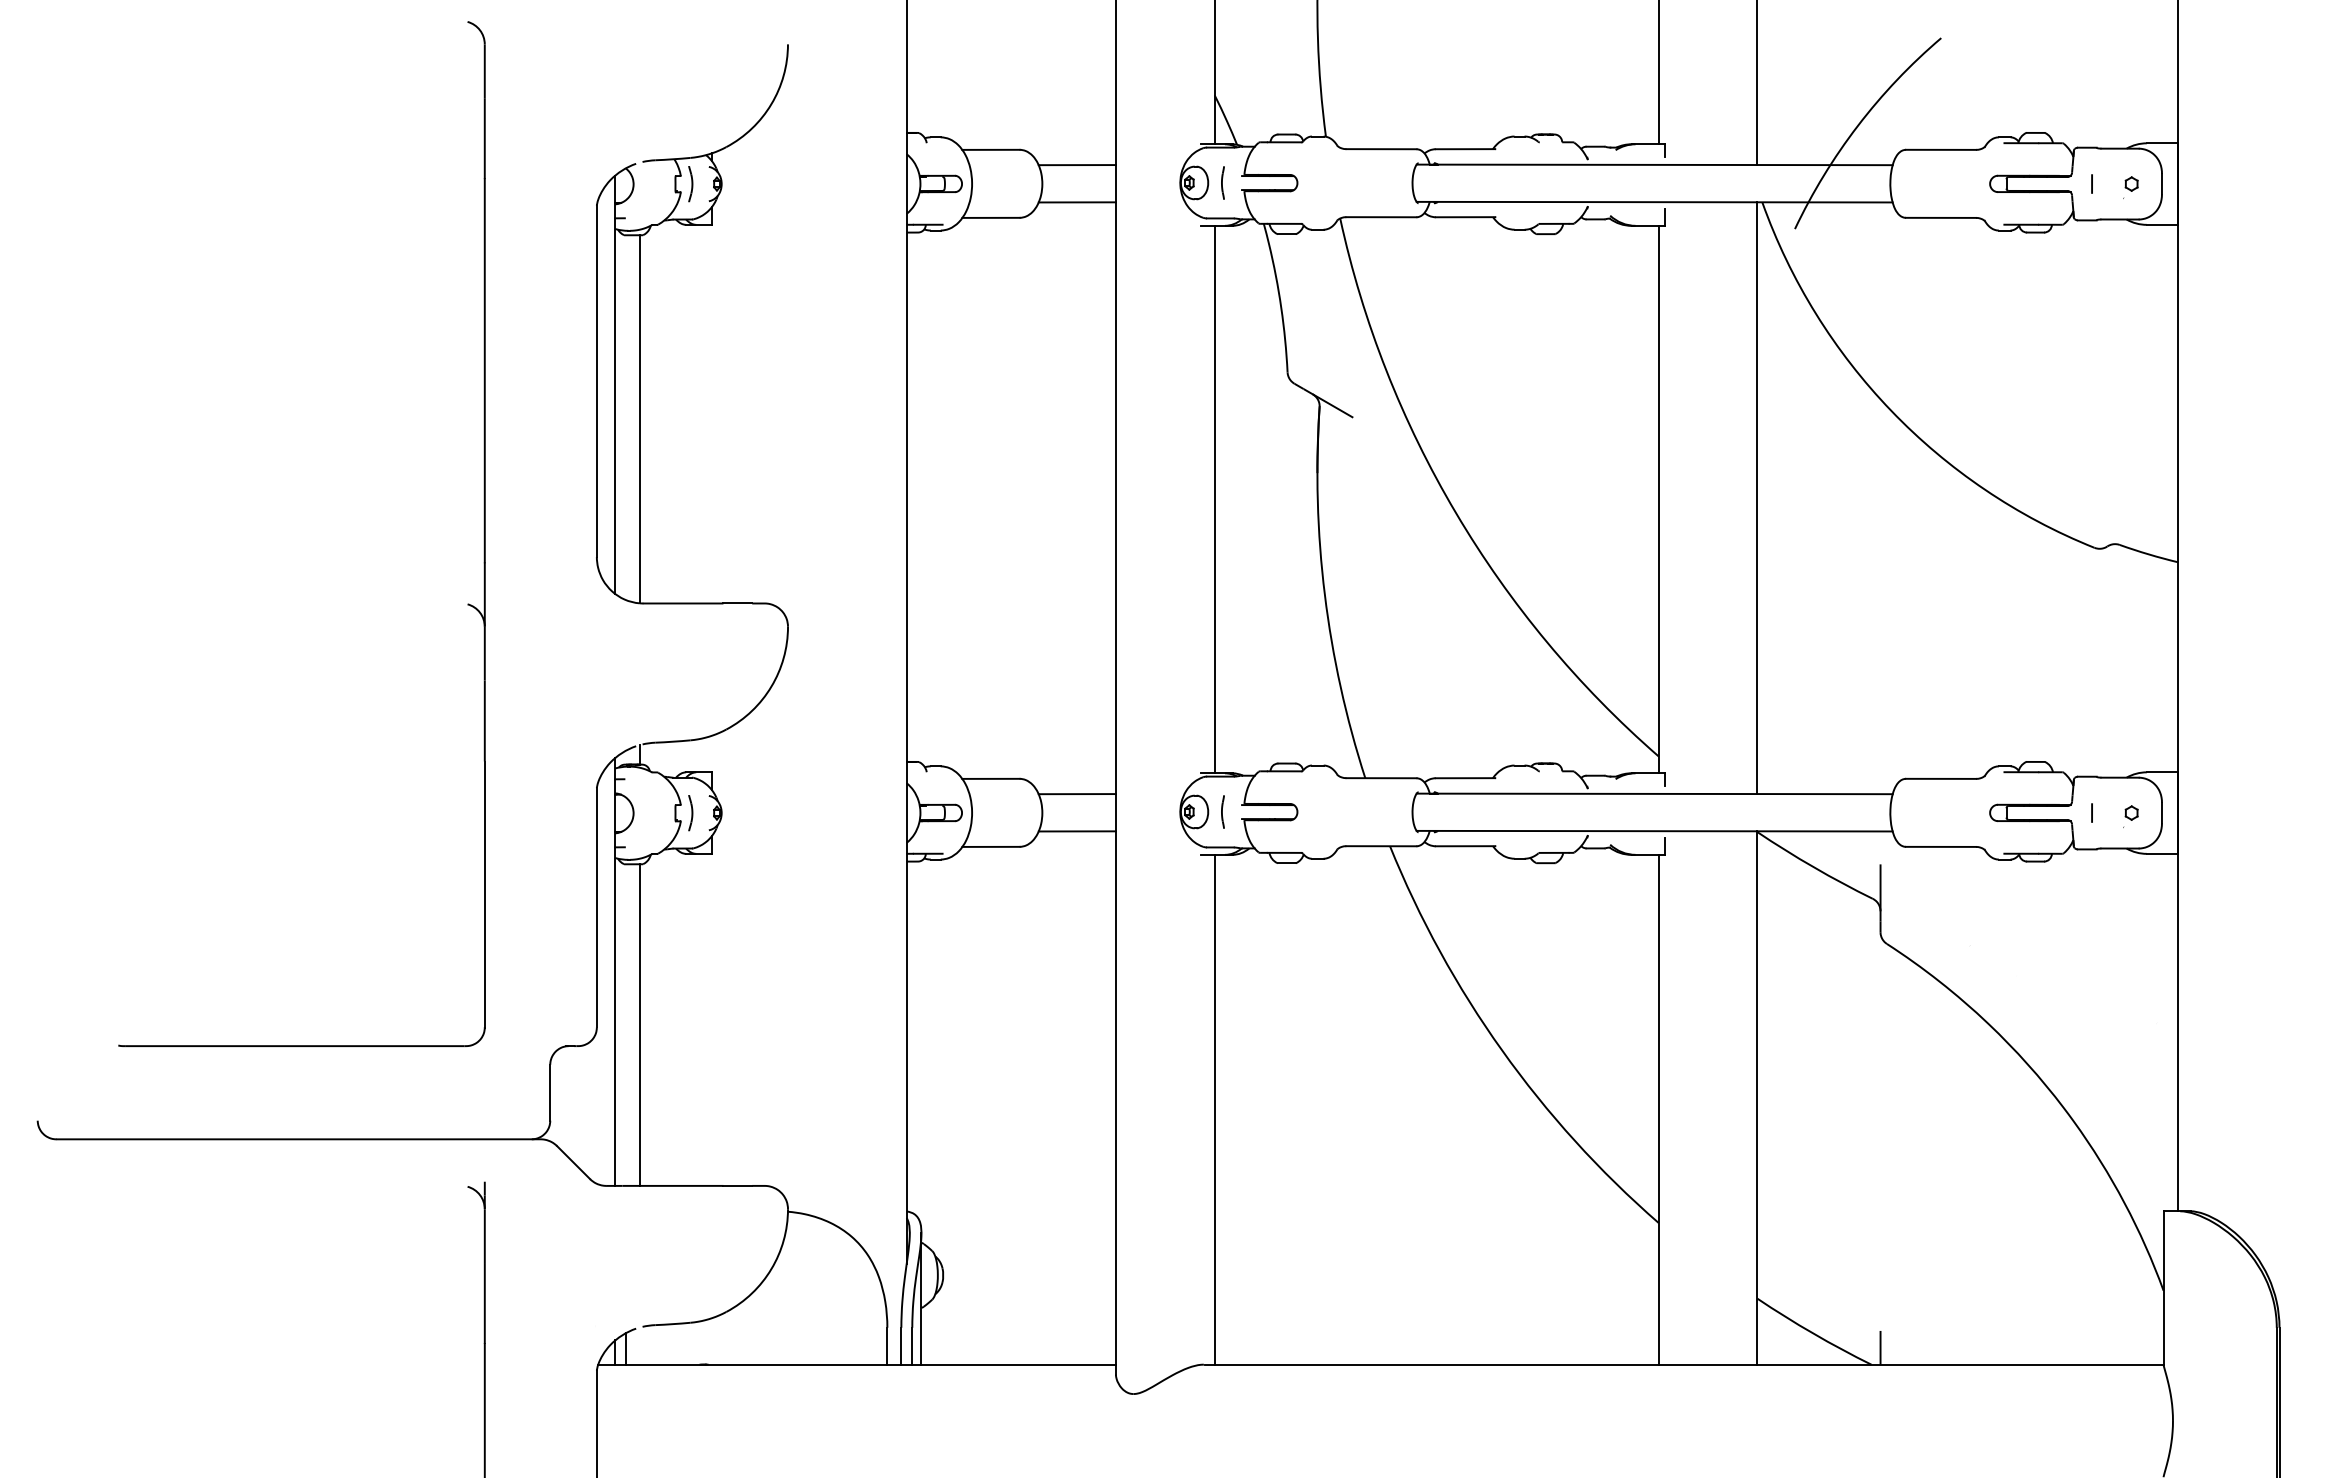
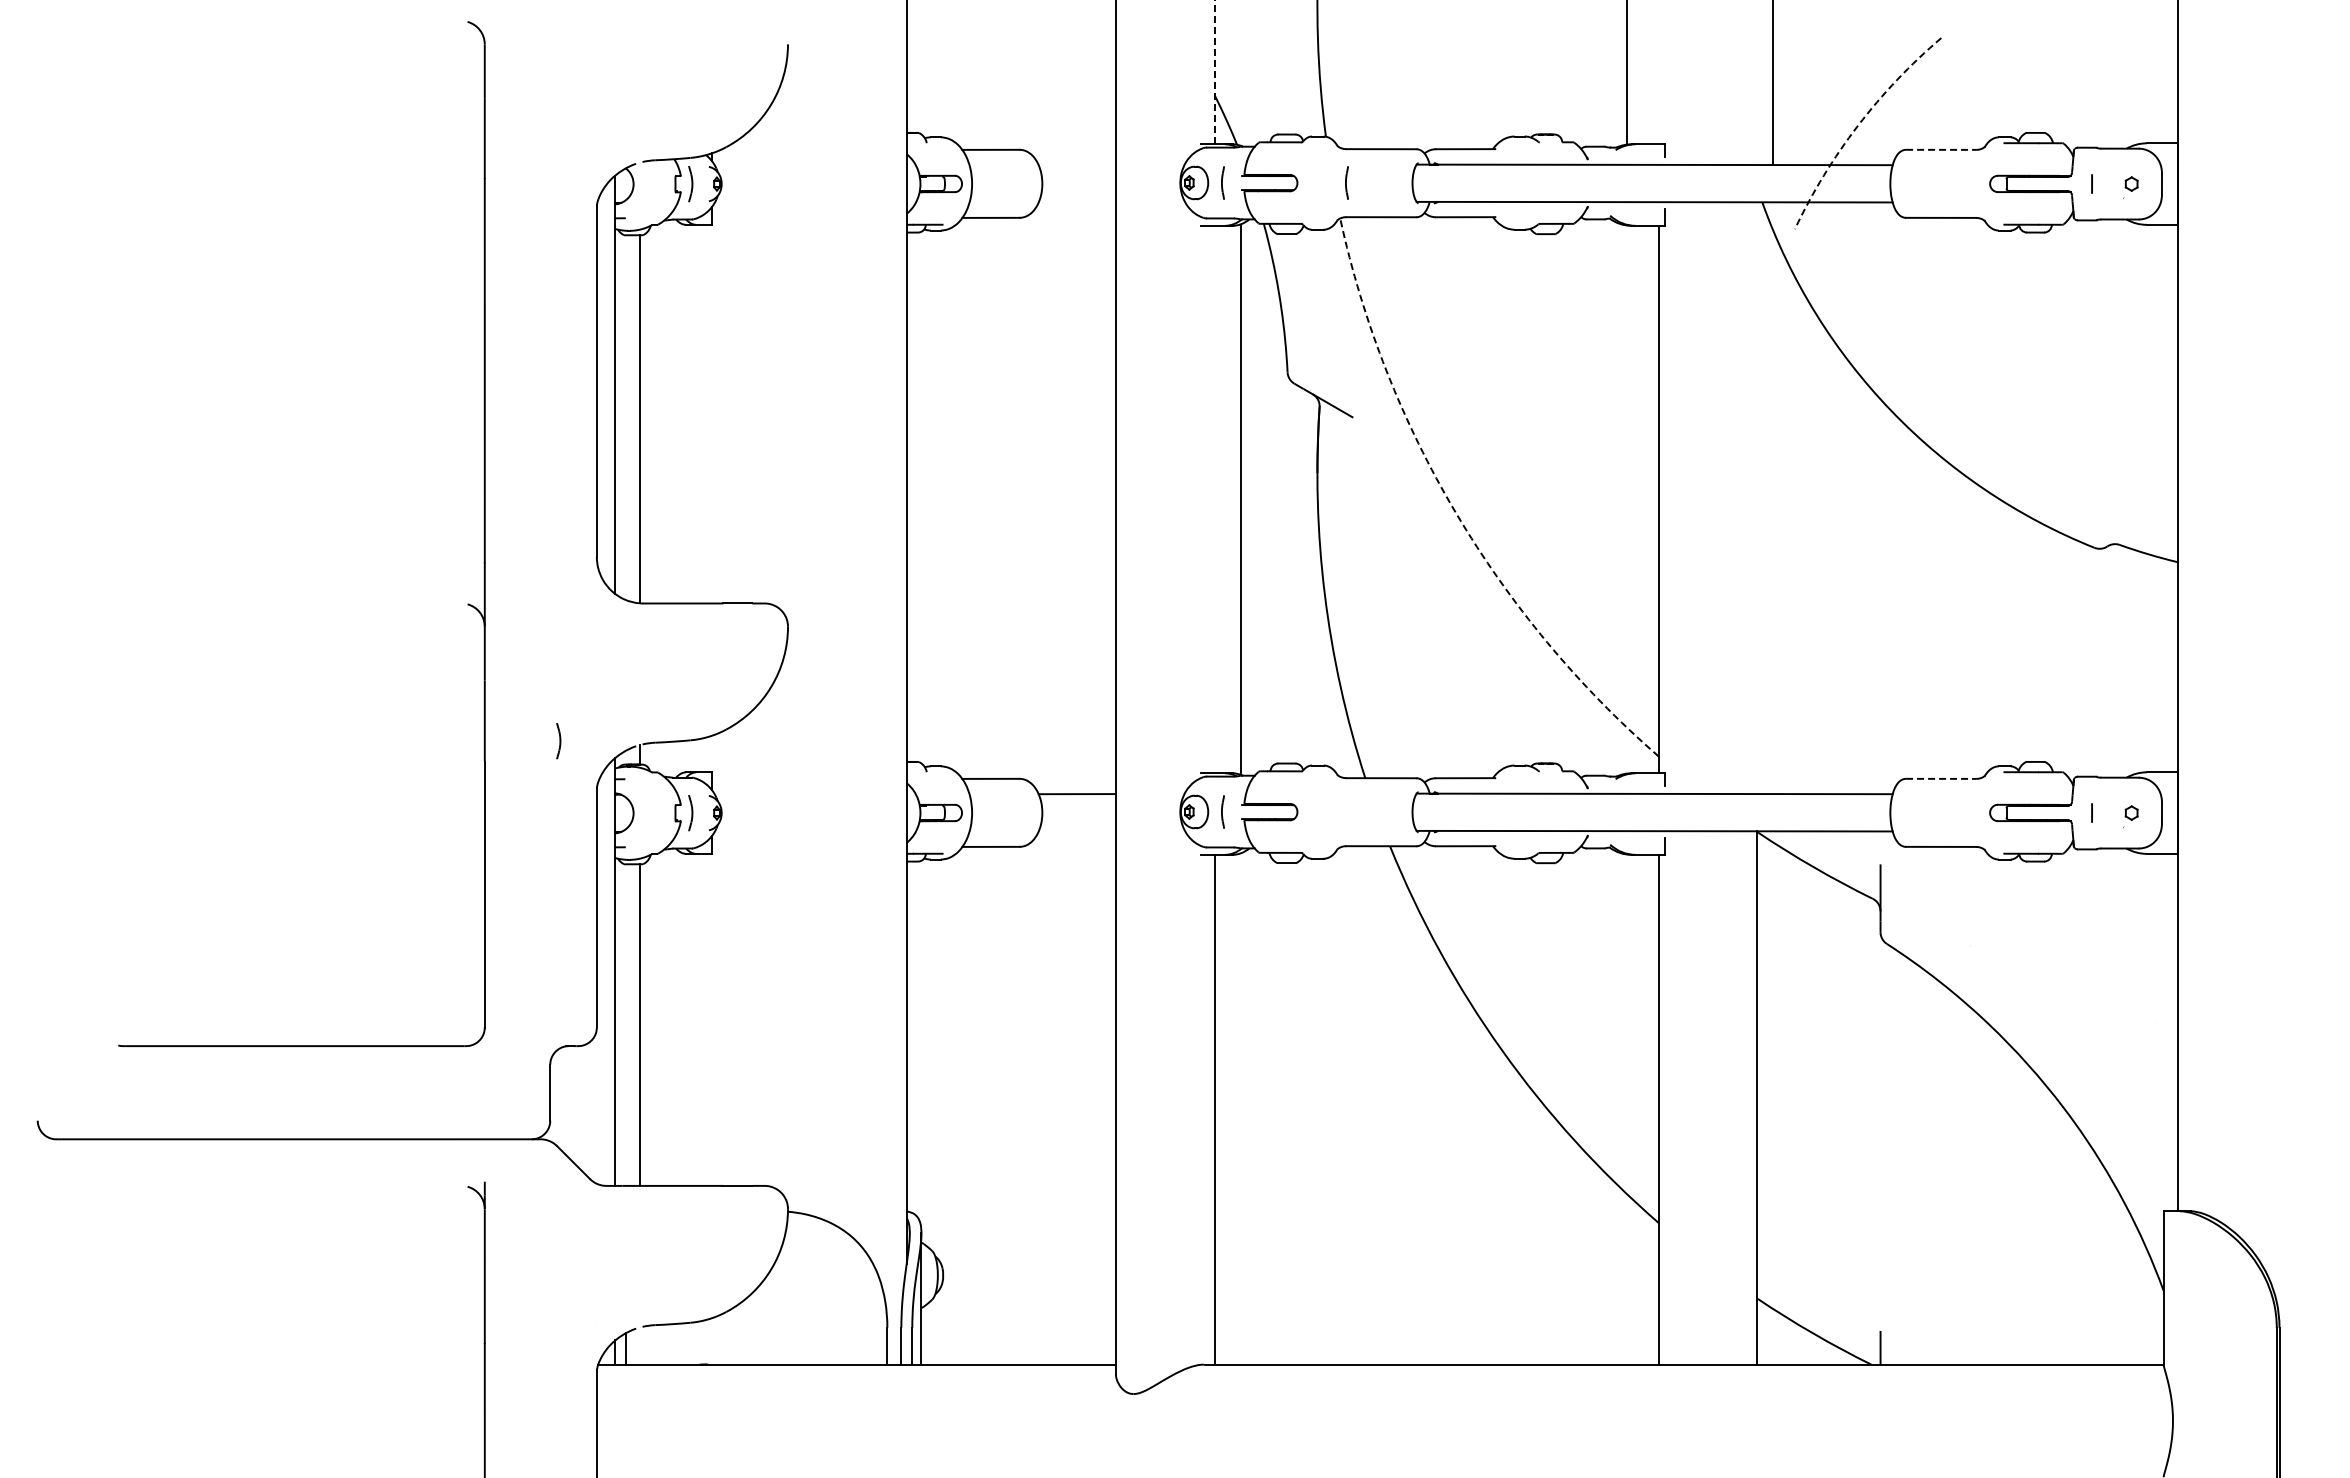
line: solid -> dashed (1214, 72)
line position: (1658, 73) -> (1626, 73) (1626, 73)
line position: (1757, 83) -> (1773, 83) (1773, 83)
arc: solid -> dashed (1857, 125)
line: solid -> dashed (1941, 149)
line: present -> none (1076, 165)
line: none -> present (1346, 182)
line: present -> none (1076, 202)
line: present -> none (1757, 498)
line position: (1214, 499) -> (1240, 499) (1240, 499)
arc: solid -> dashed (1456, 513)
part: none -> present (558, 741)
line: solid -> dashed (1941, 778)
line: present -> none (1076, 831)
